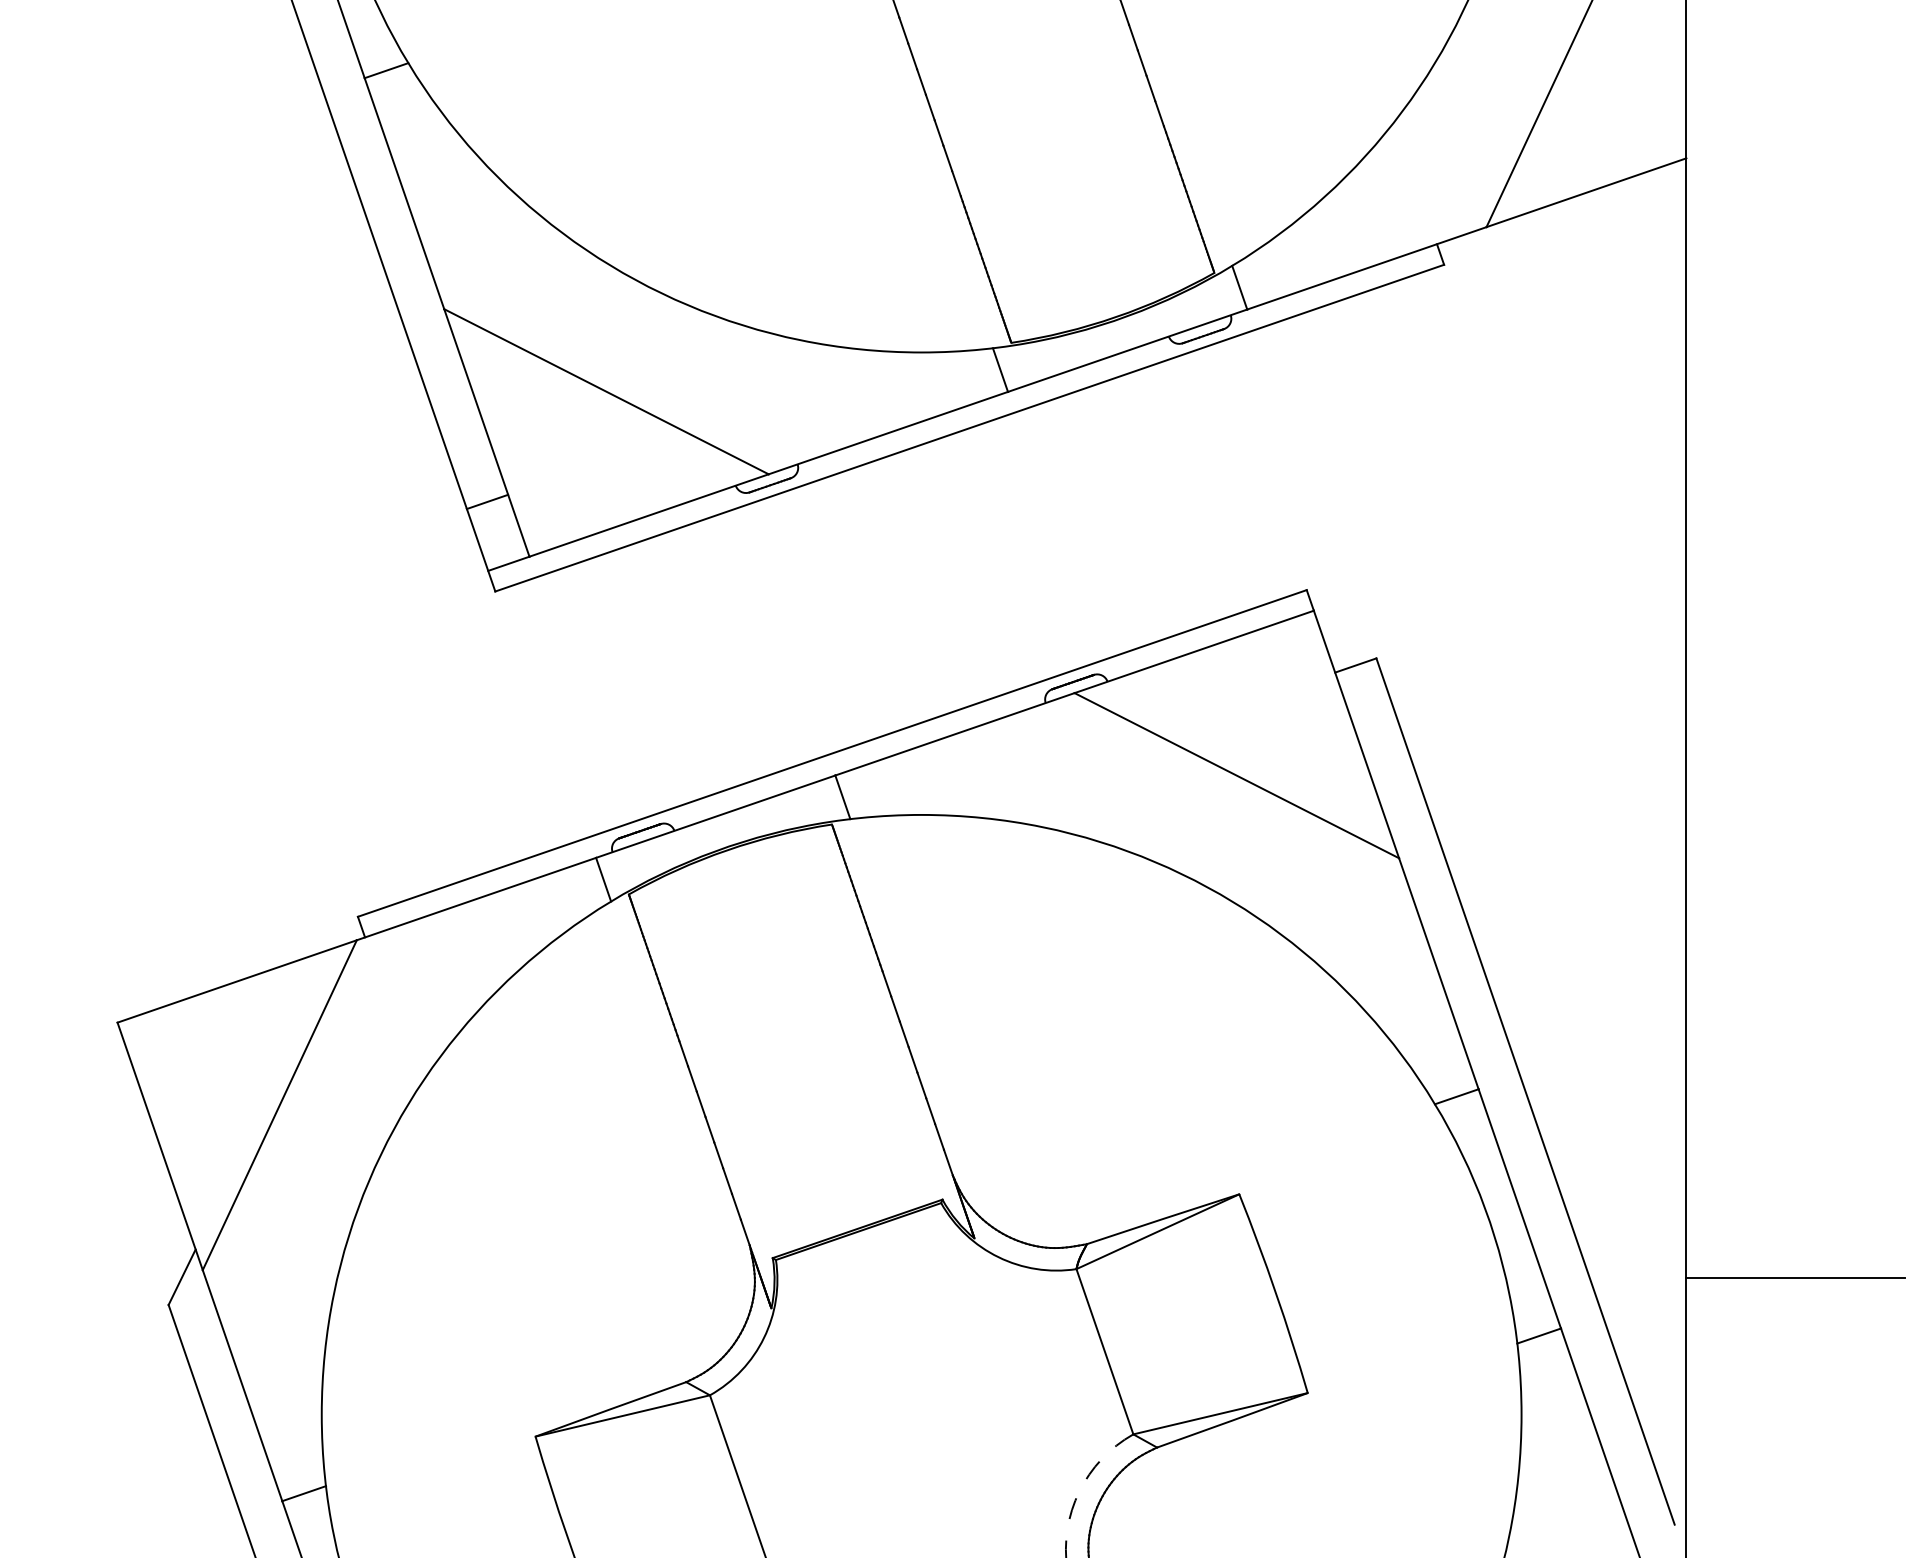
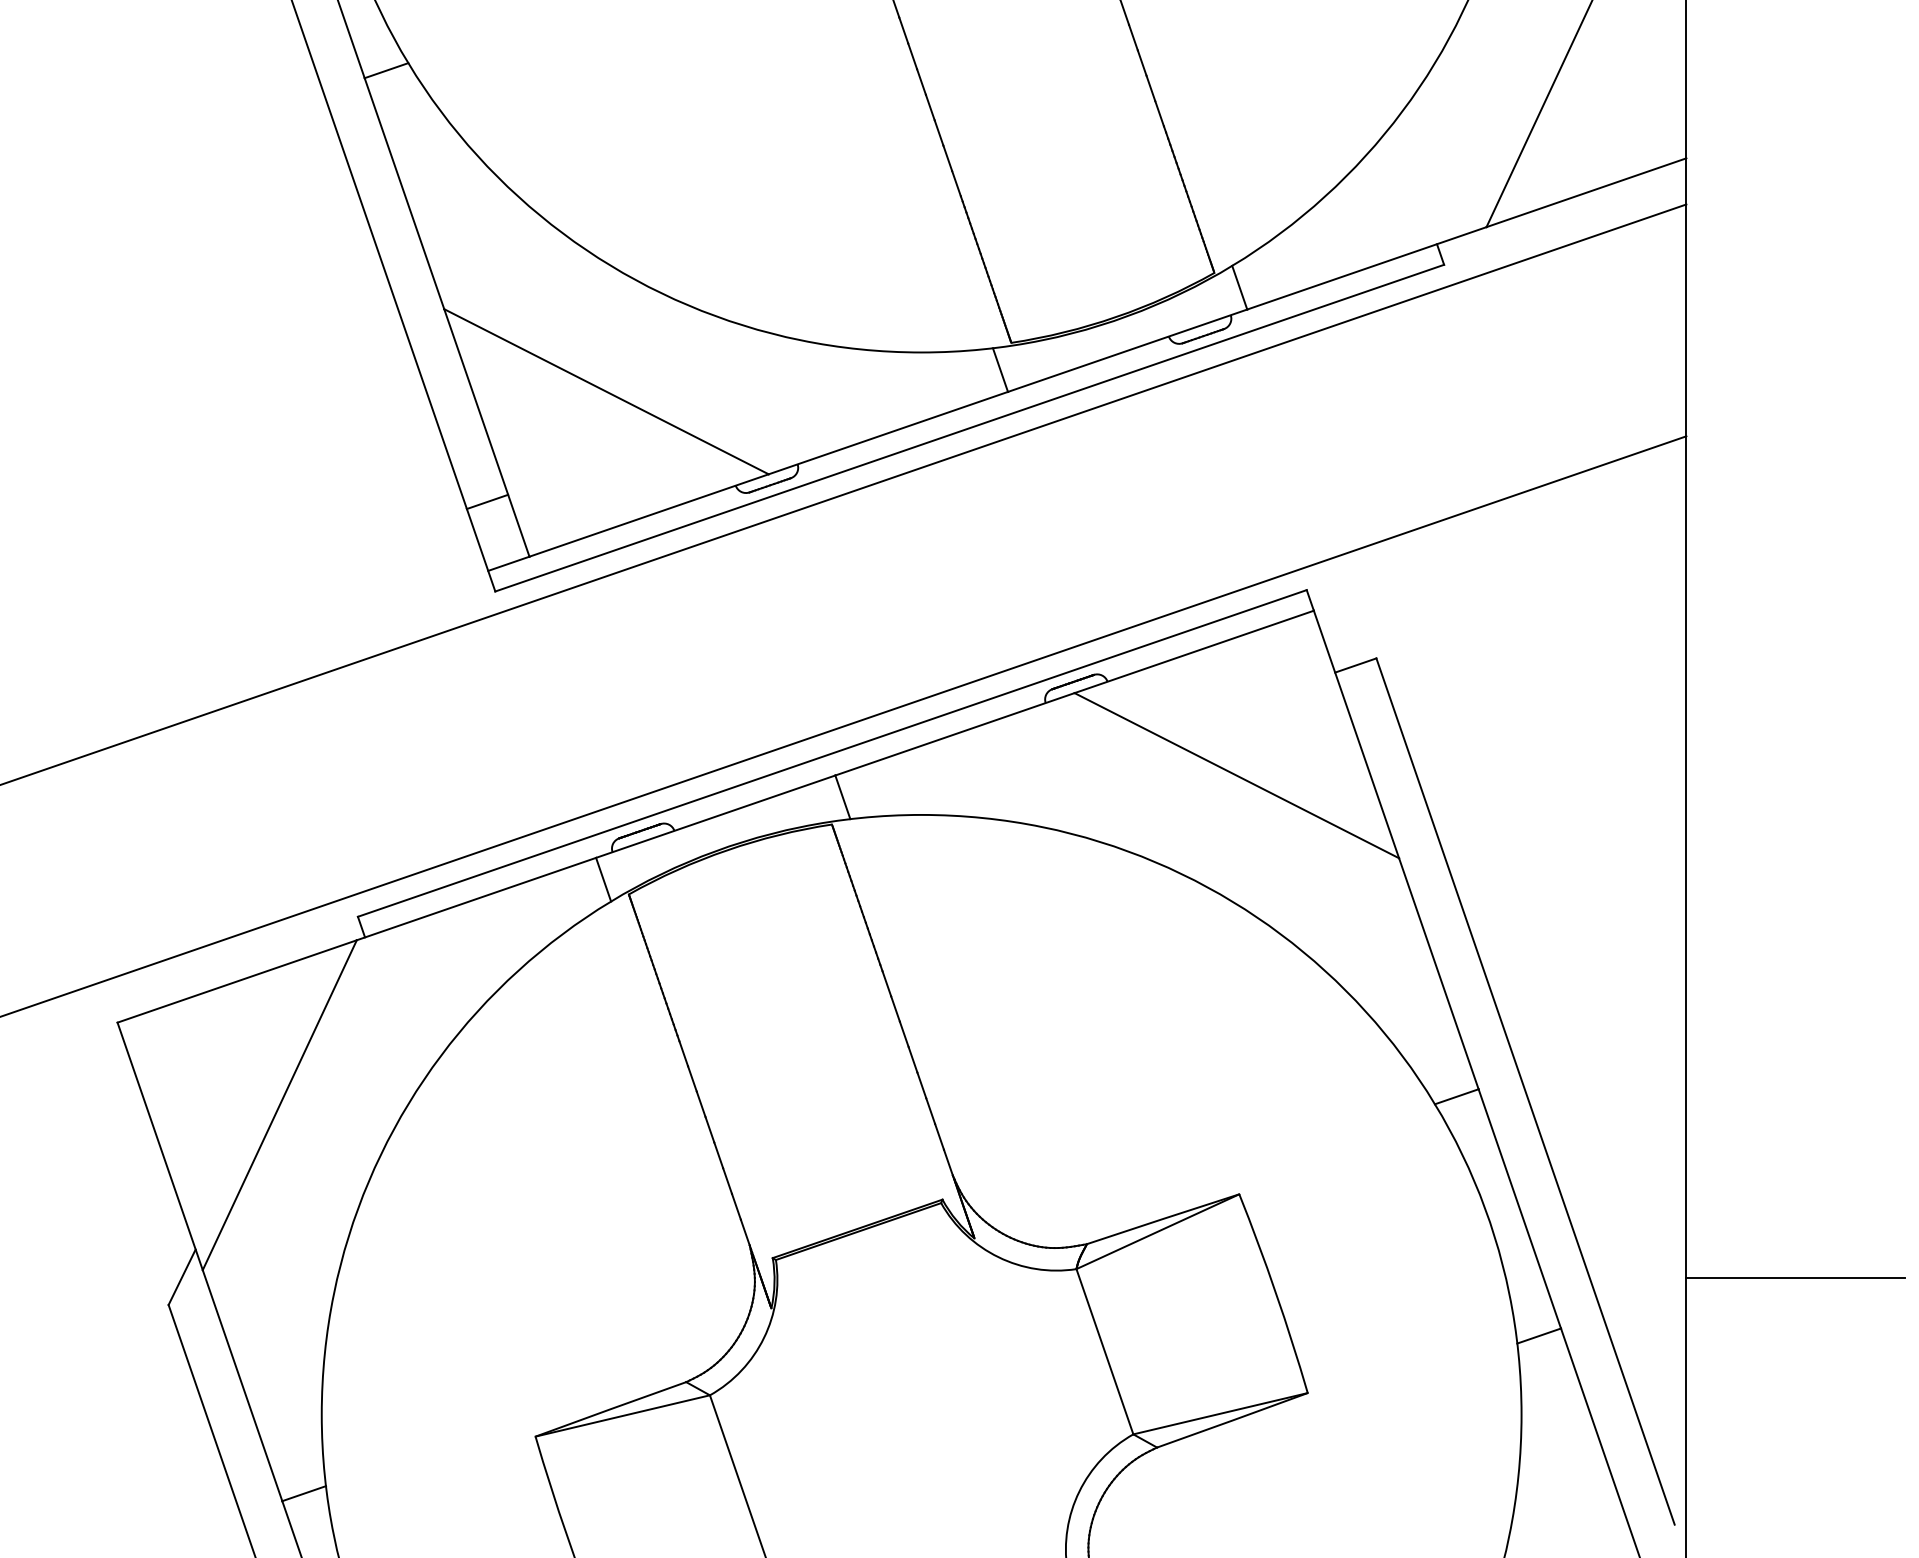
line: none -> present (844, 494)
line: none -> present (844, 726)
arc: dashed -> solid (1082, 1486)
